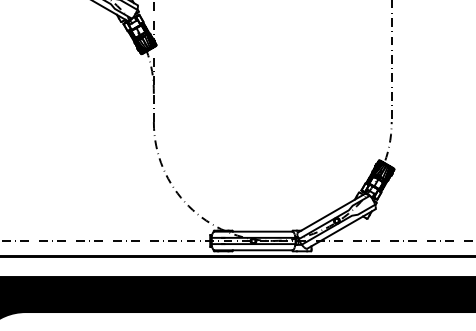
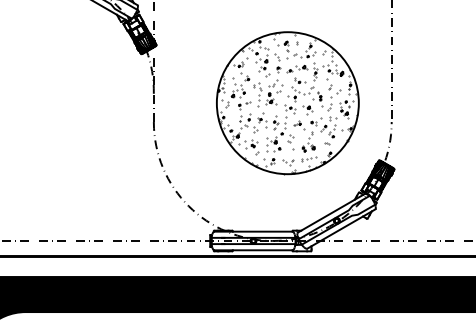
part: none -> present (287, 103)
